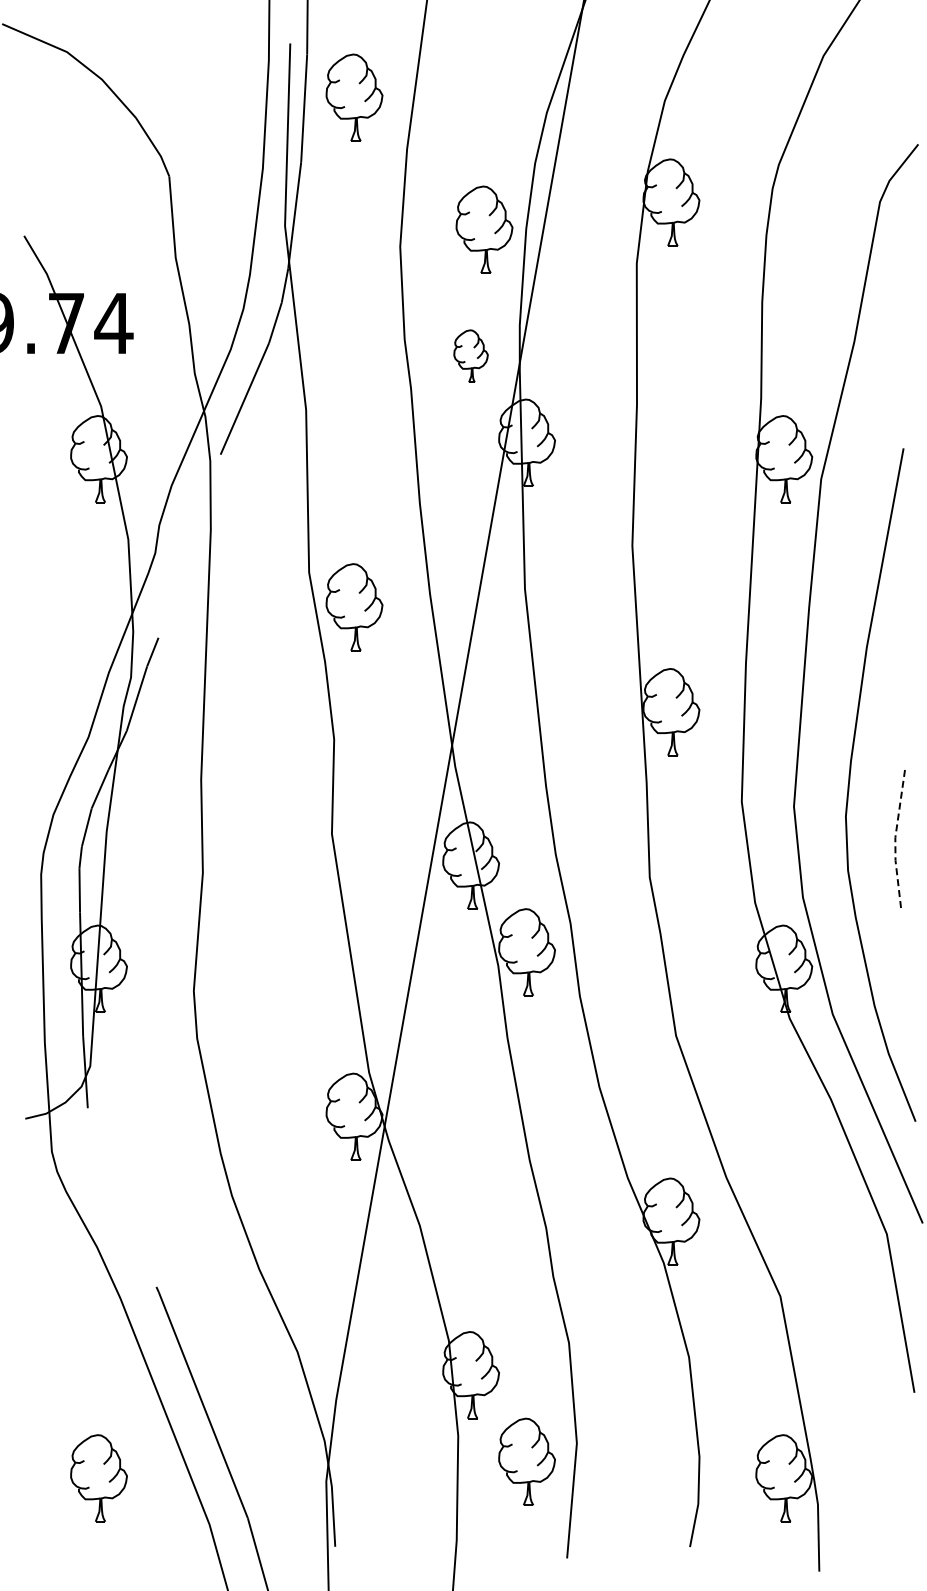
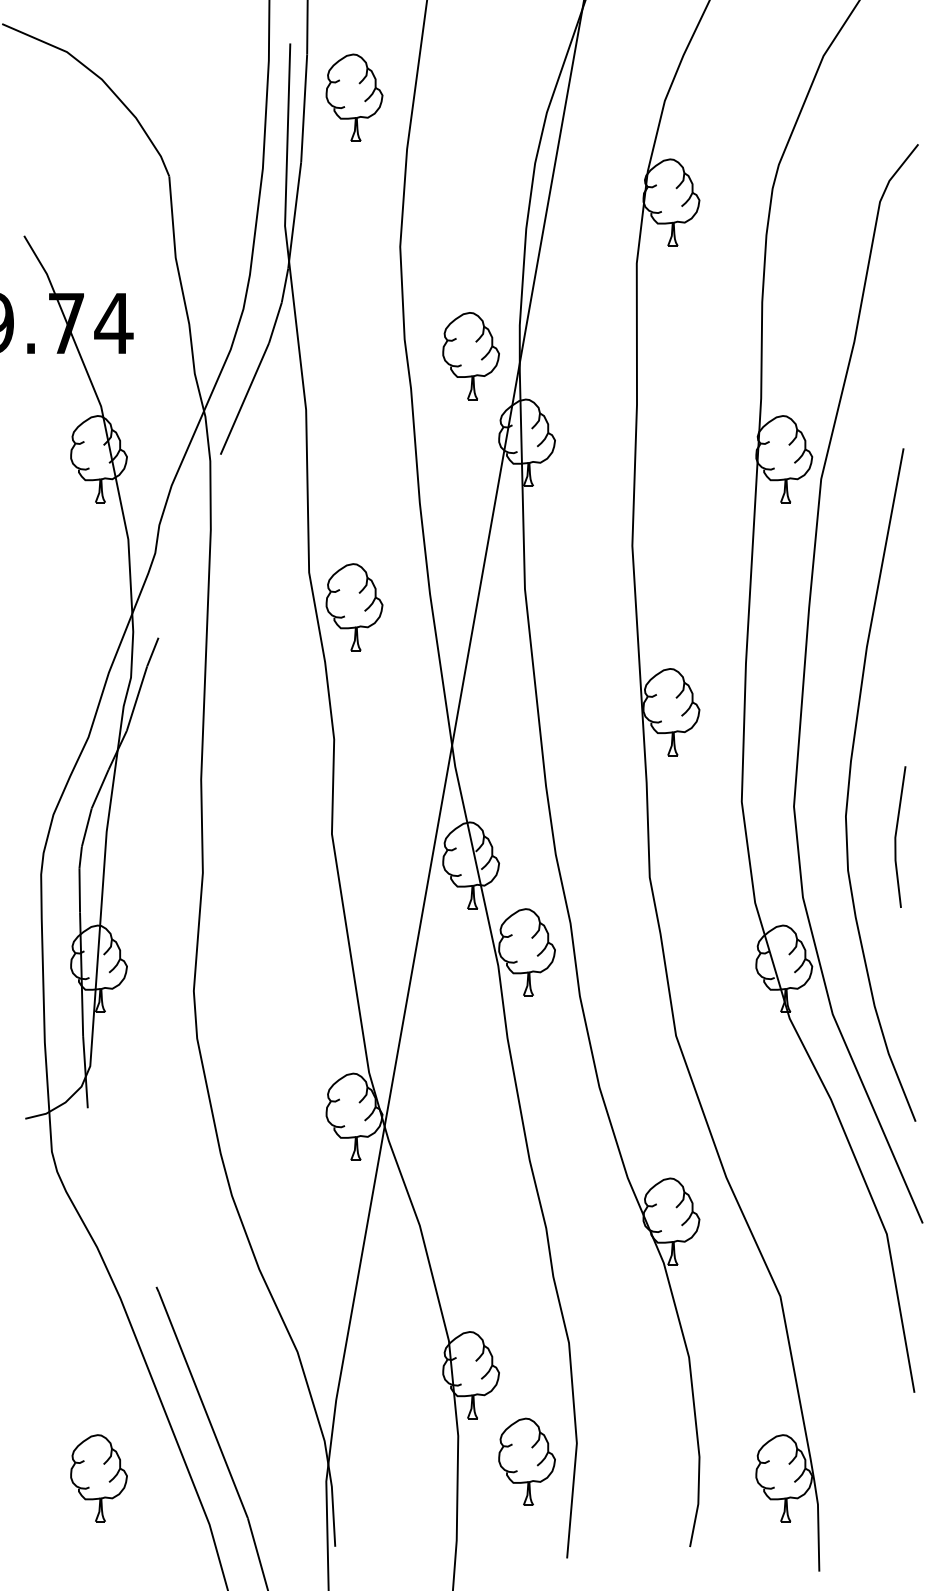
part: present -> none (484, 229)
part size: 36x54 px -> 58x89 px (470, 356)
line: dashed -> solid (895, 837)
